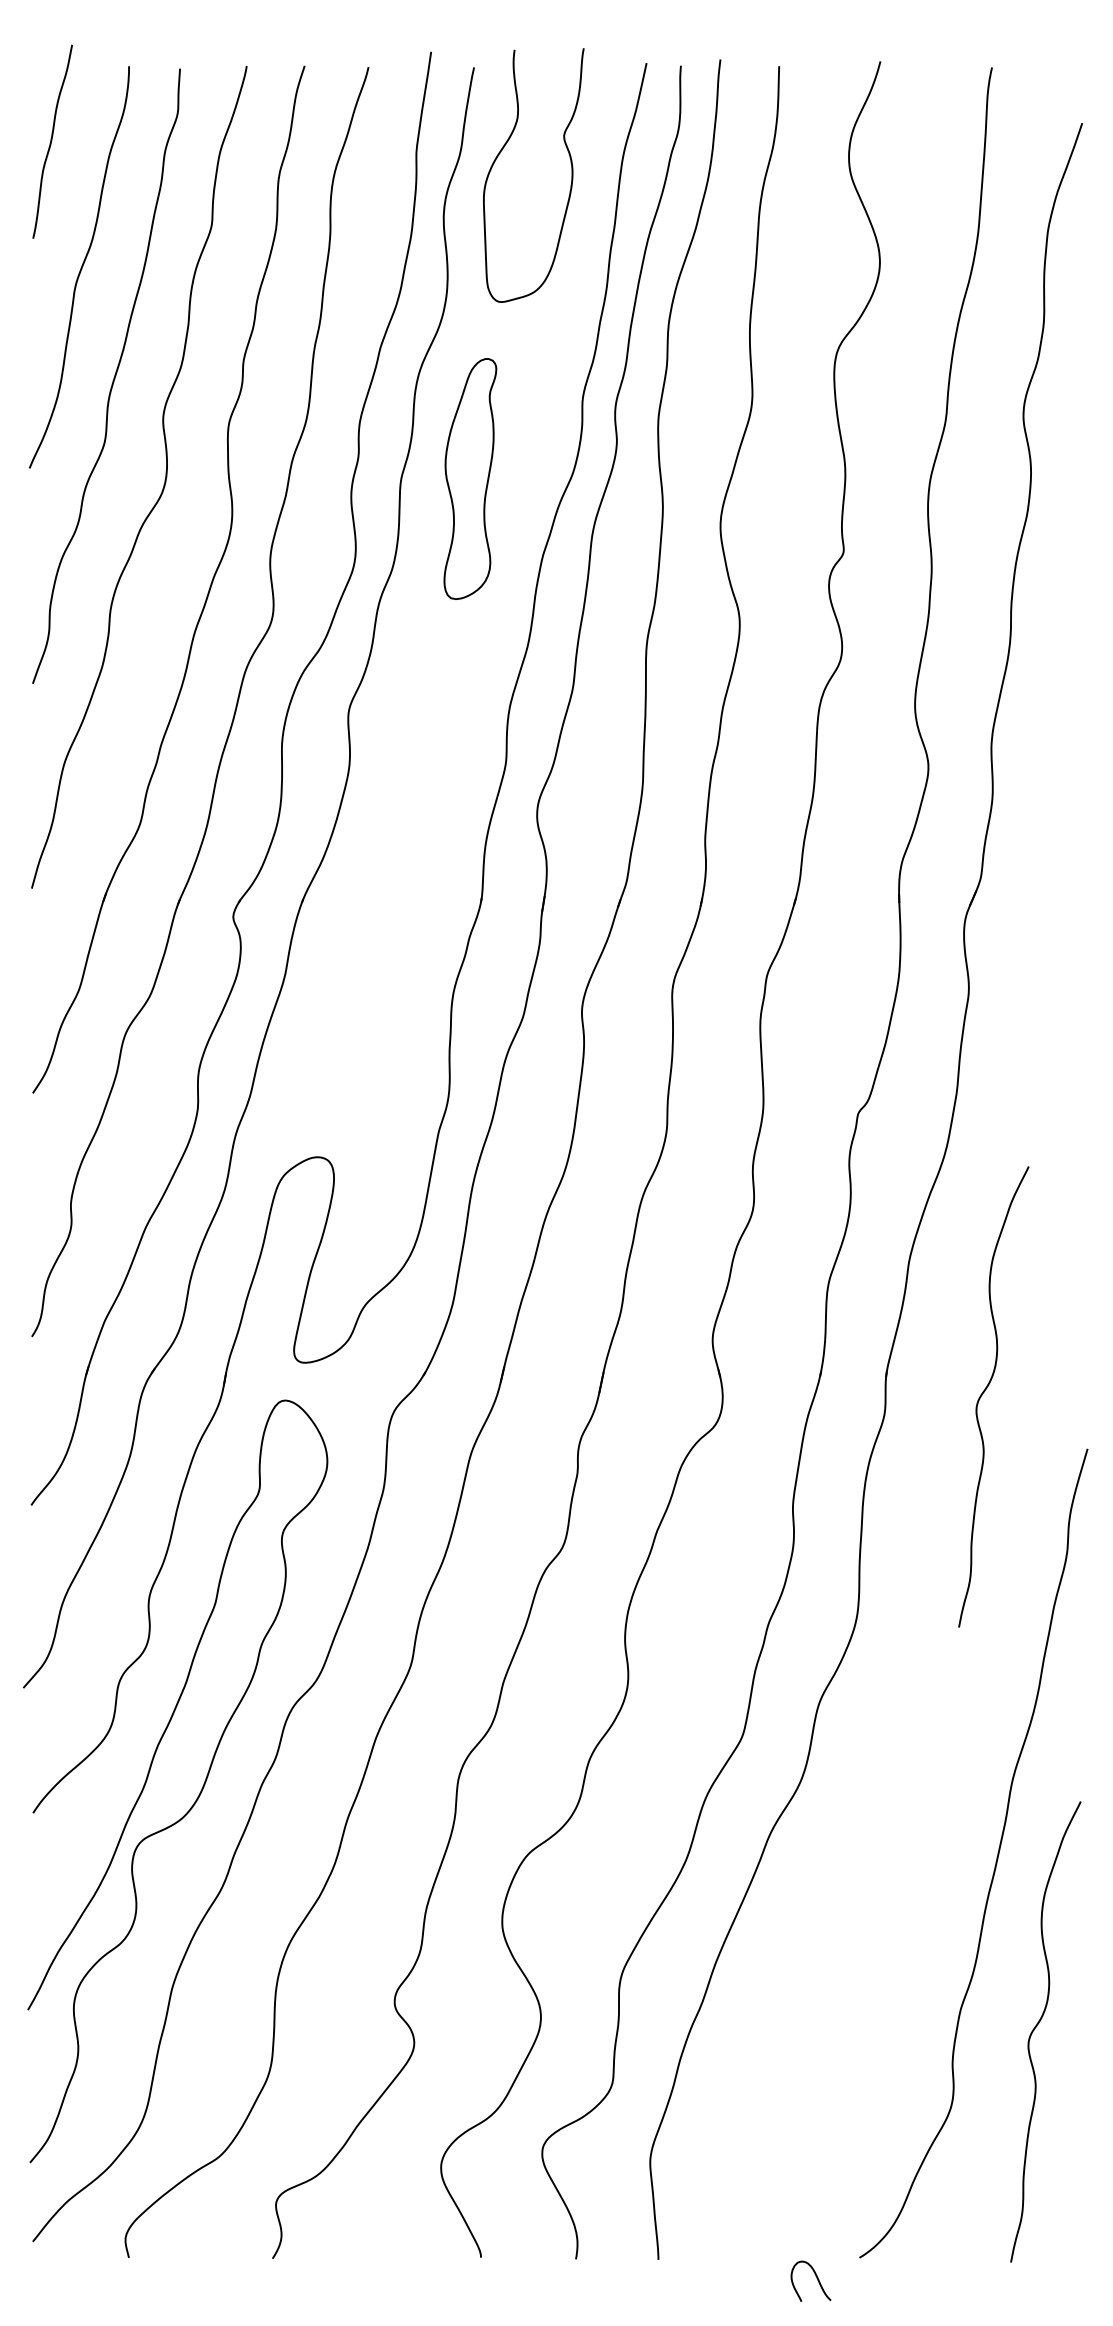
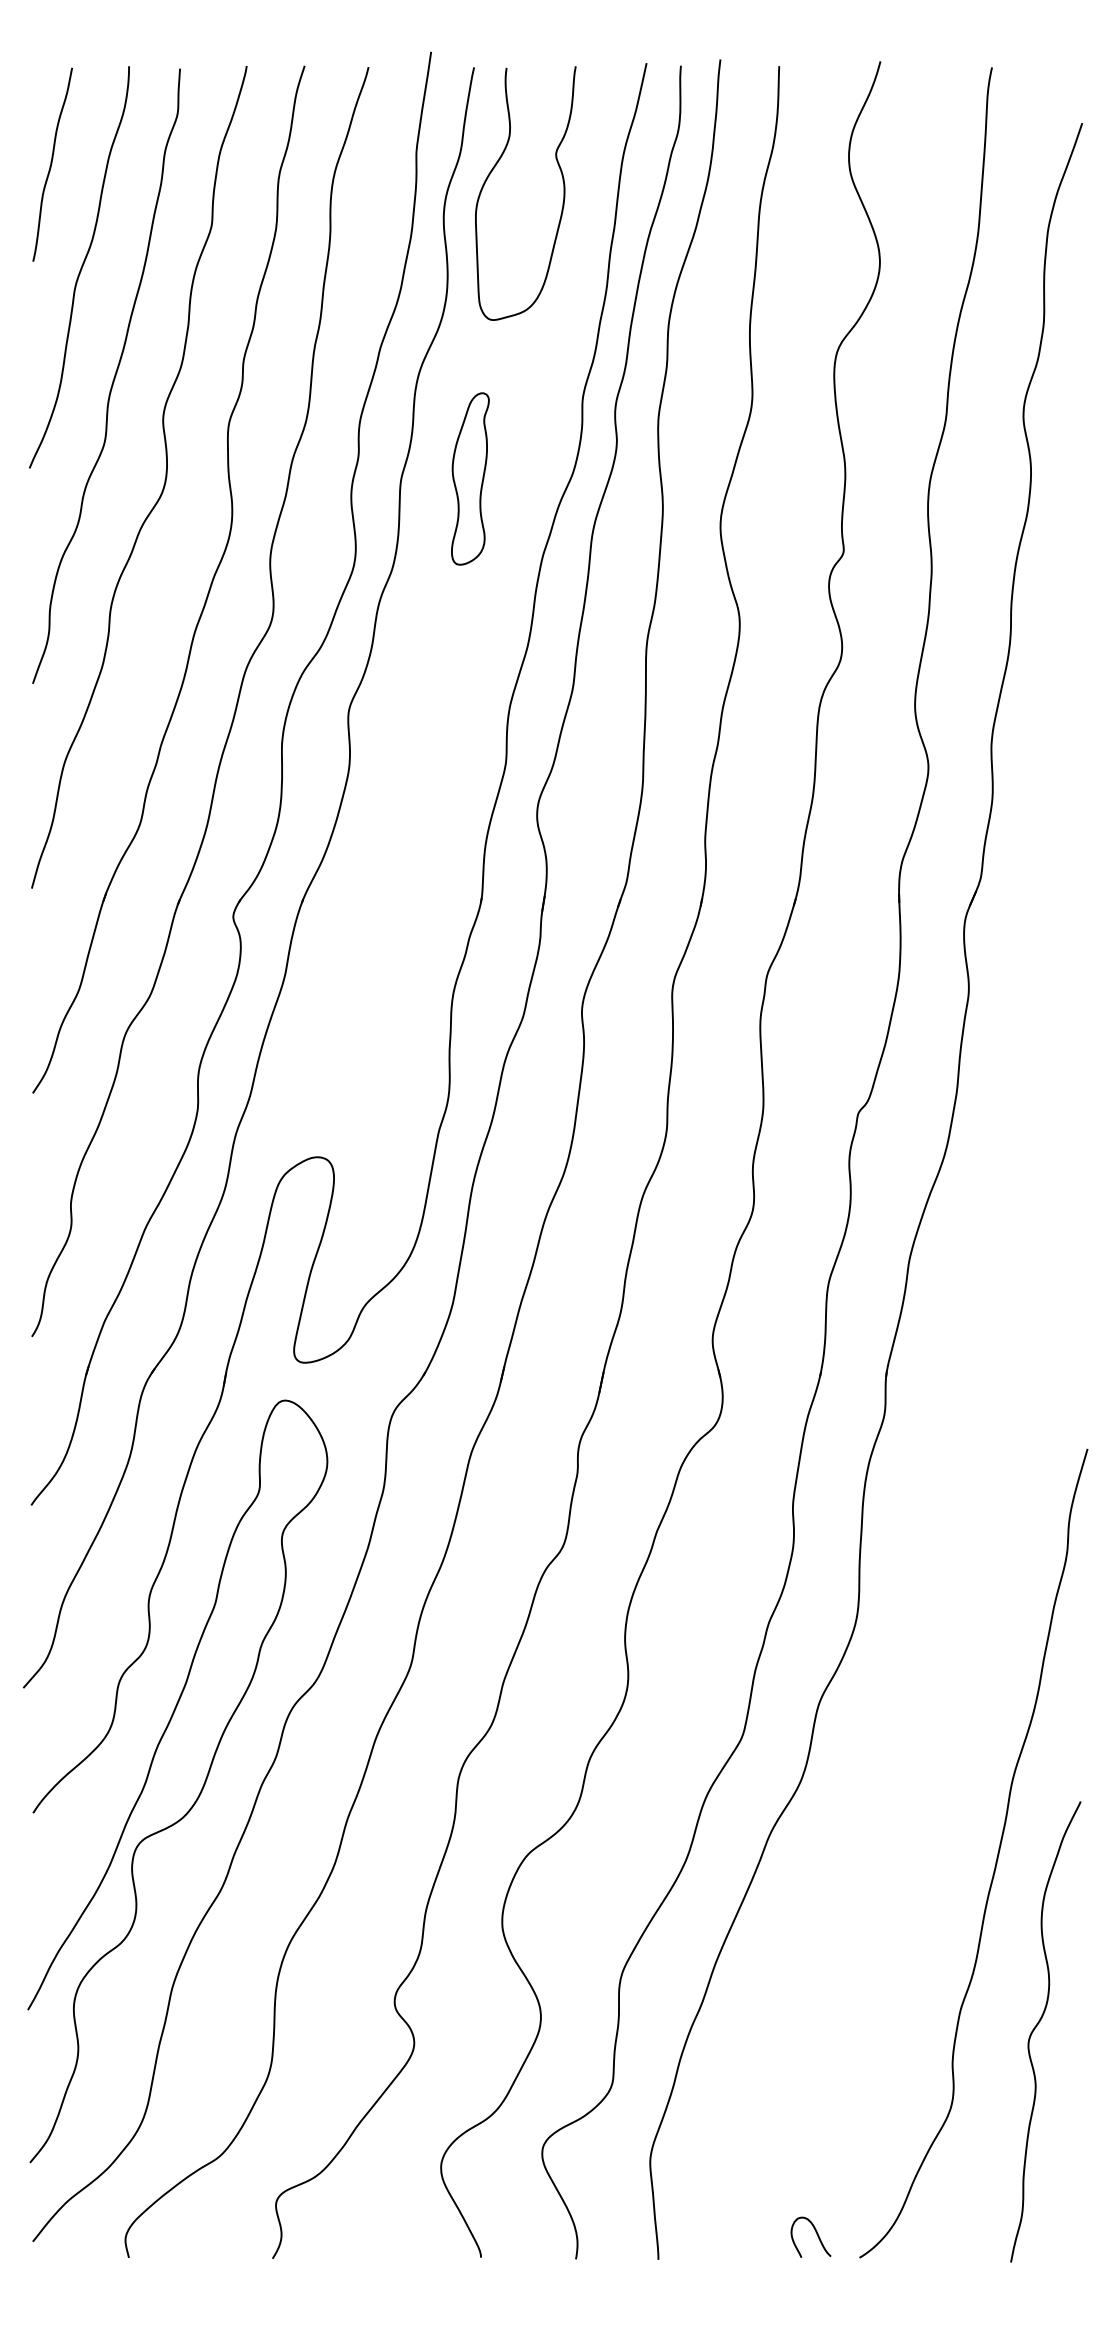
curve position: (52, 141) -> (52, 164) (52, 164)
curve position: (571, 175) -> (563, 193) (563, 193)
part size: 55x242 px -> 39x174 px (470, 478)
curve: present -> none (985, 1391)
curve position: (816, 2278) -> (816, 2234) (816, 2234)
